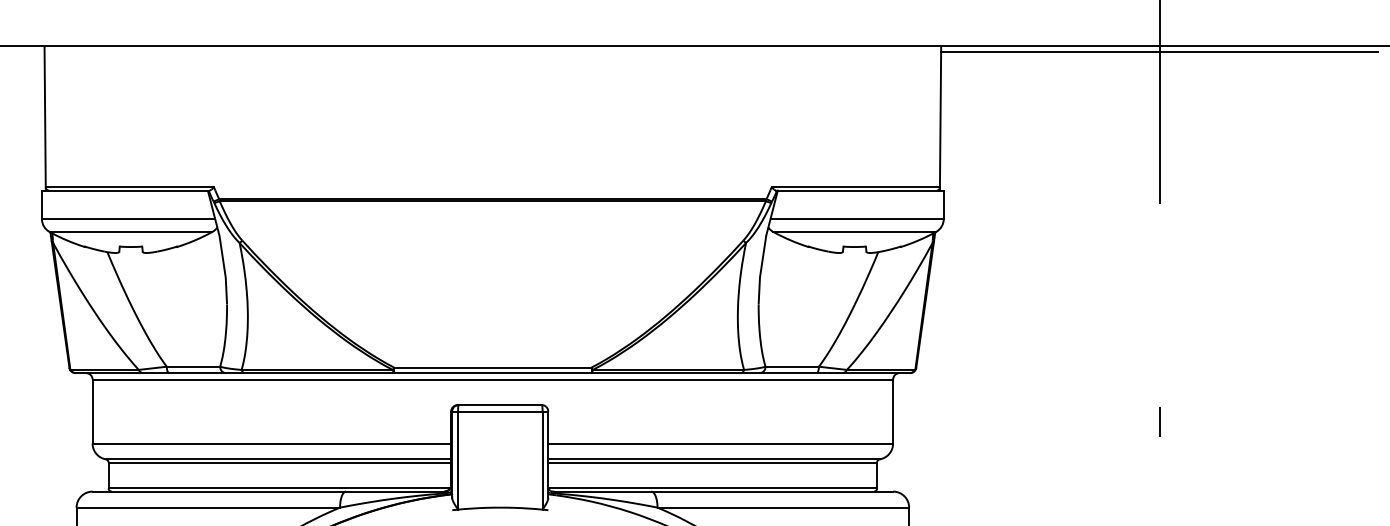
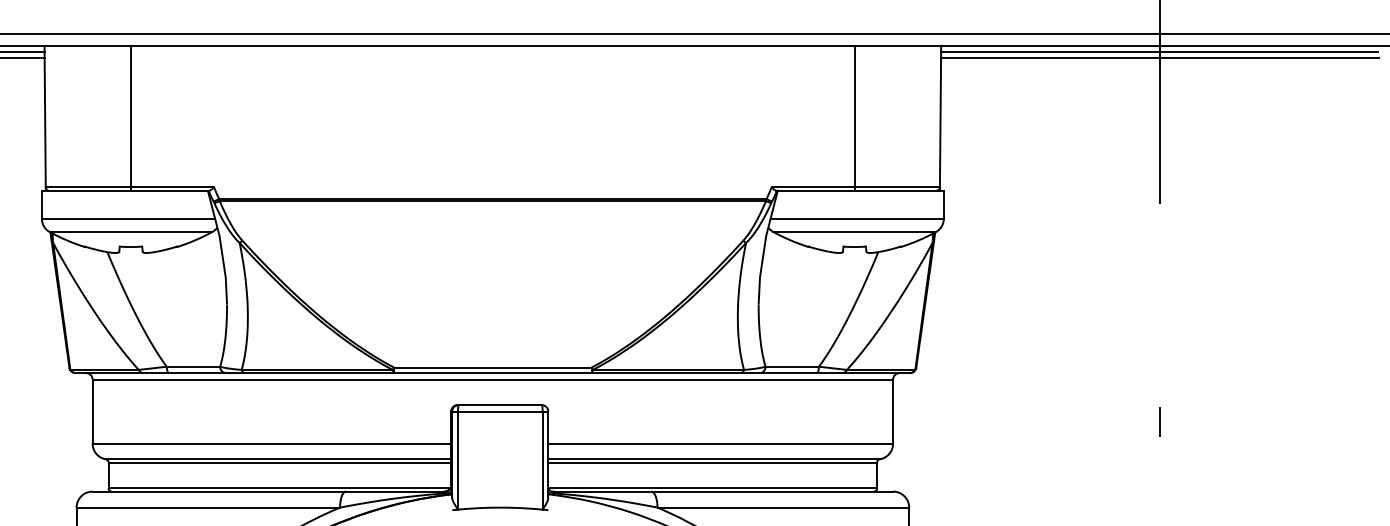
line: none -> present (694, 33)
line: none -> present (23, 52)
line: none -> present (23, 58)
line: none -> present (1159, 58)
line: none -> present (131, 118)
line: none -> present (854, 118)
